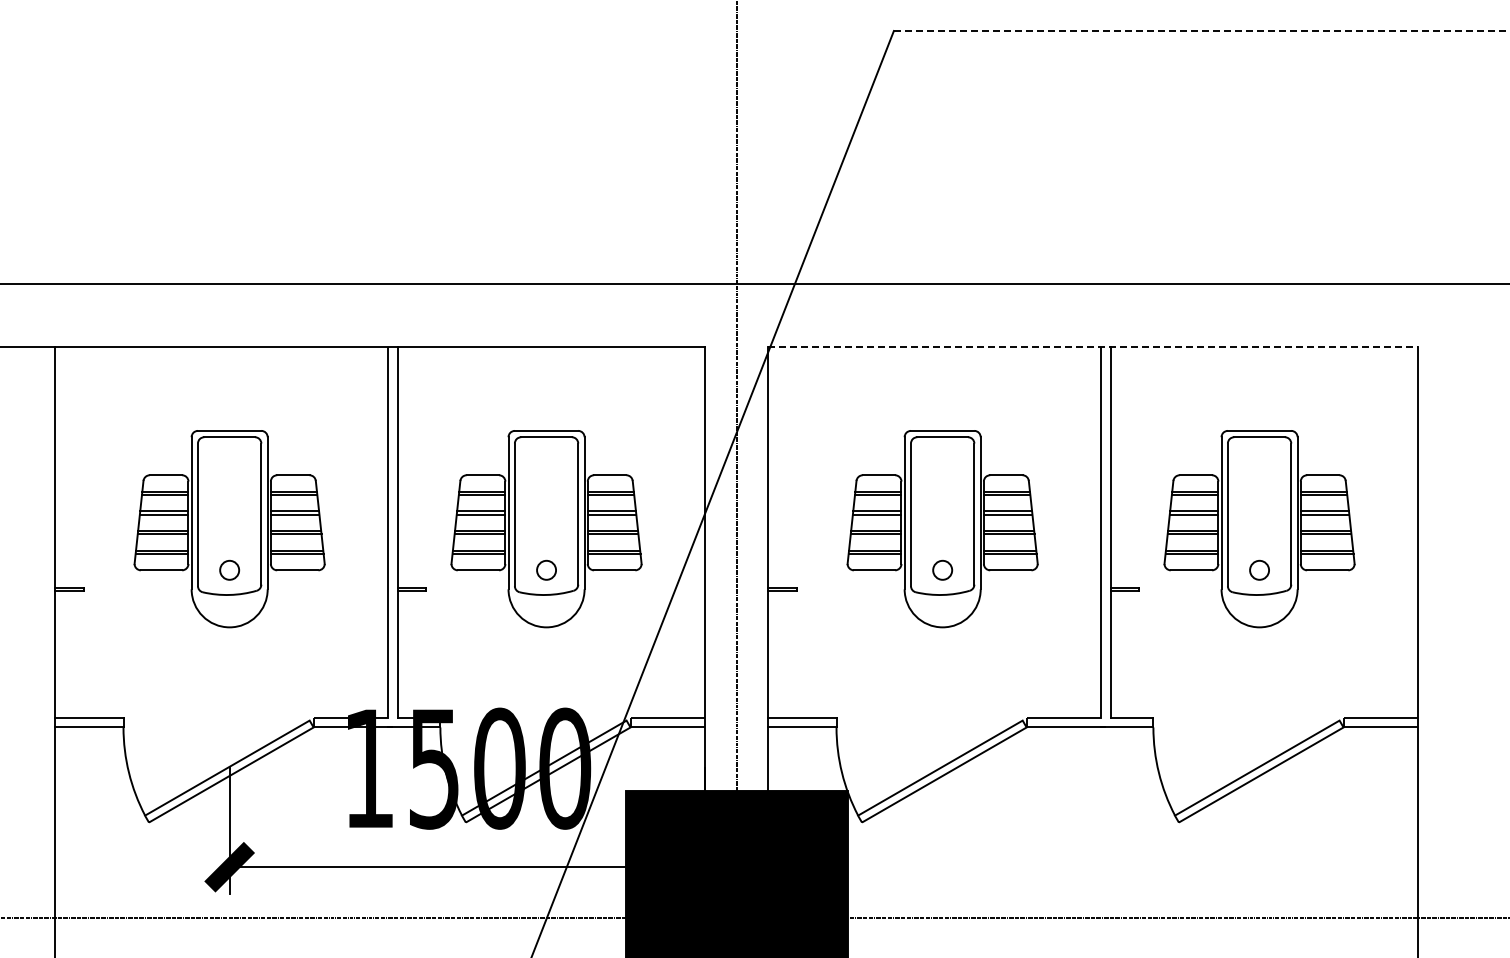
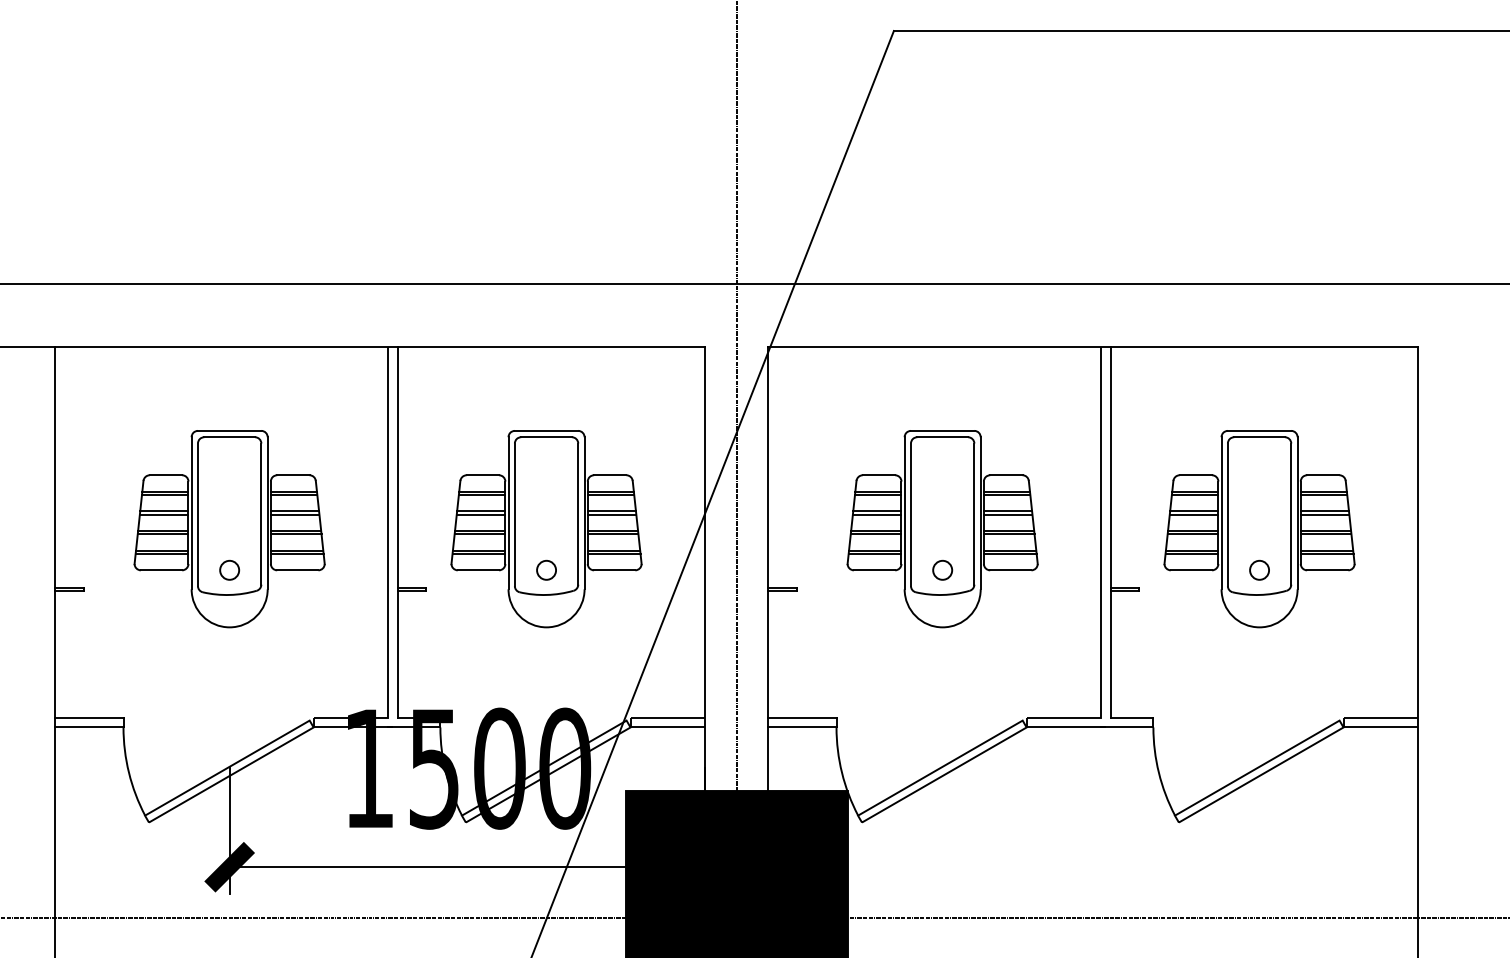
line: dashed -> solid (1201, 31)
line: dashed -> solid (1093, 347)
